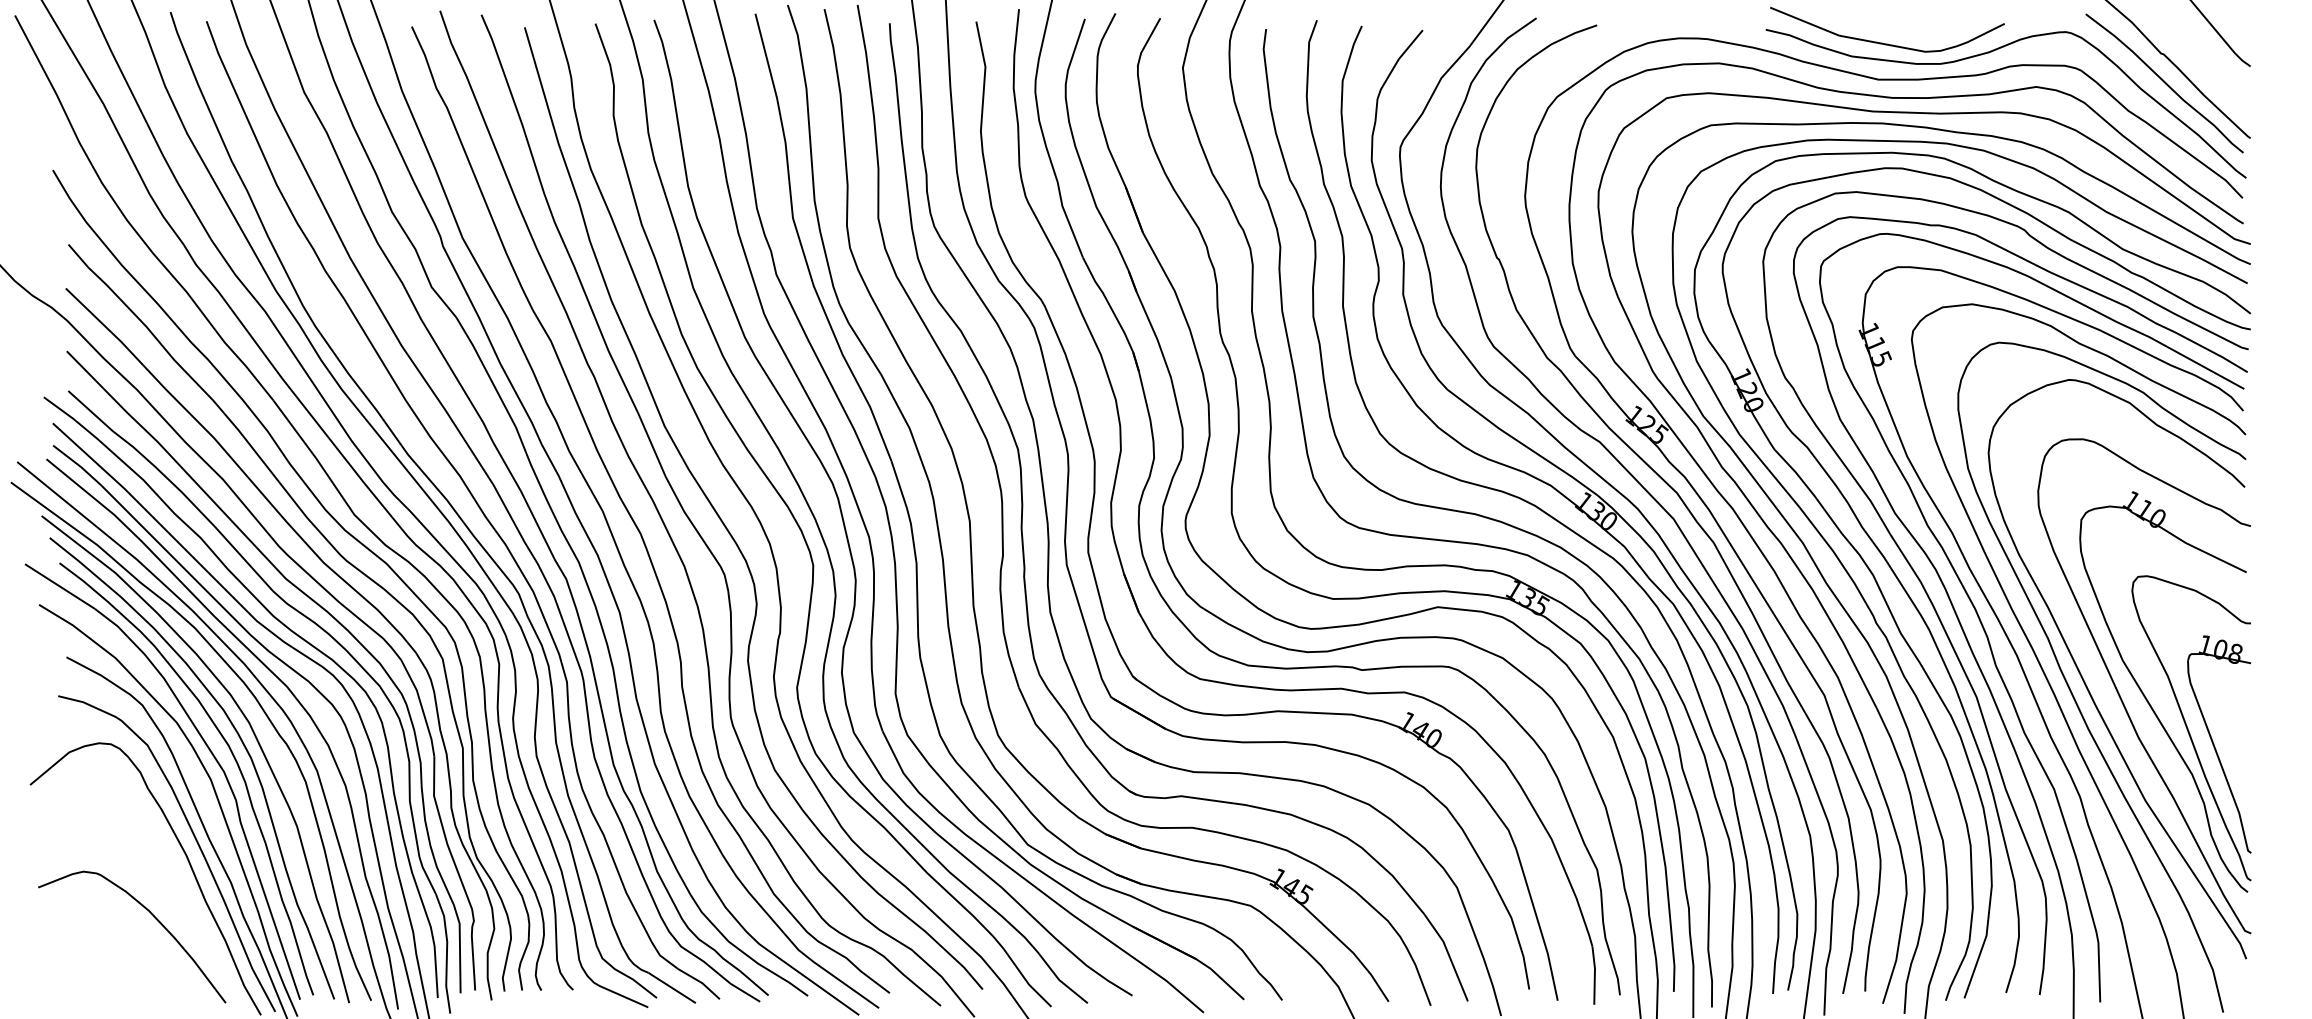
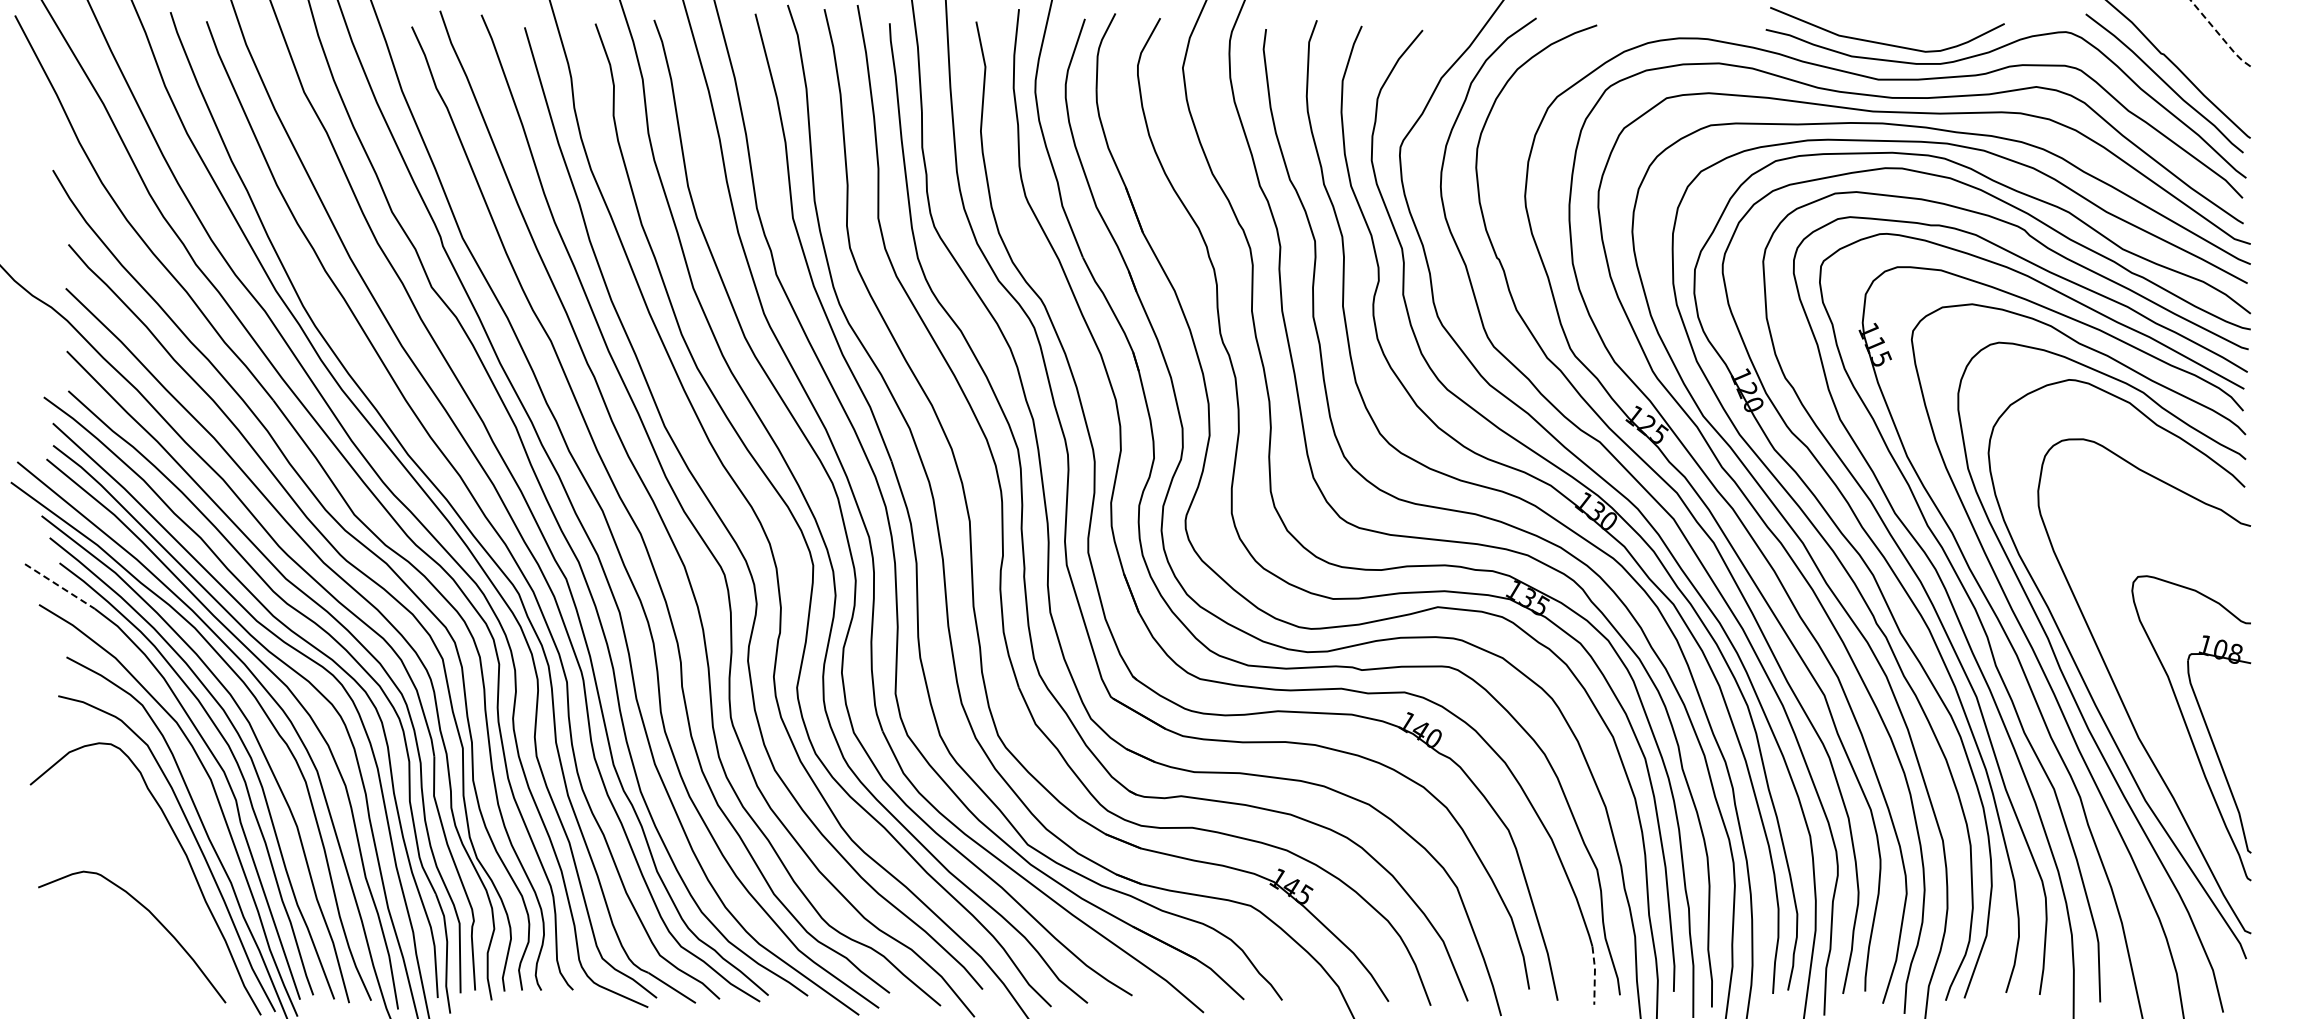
line: solid -> dashed (2220, 35)
line: solid -> dashed (60, 586)
part: present -> none (2148, 700)
line: solid -> dashed (1594, 975)
